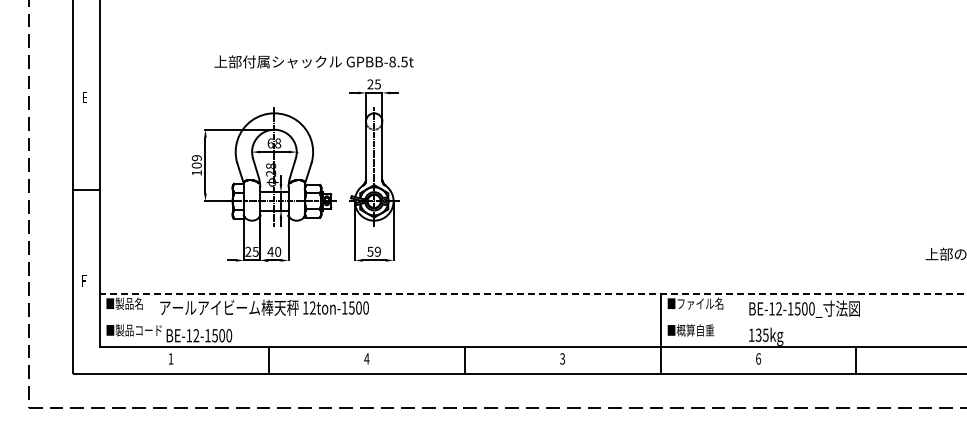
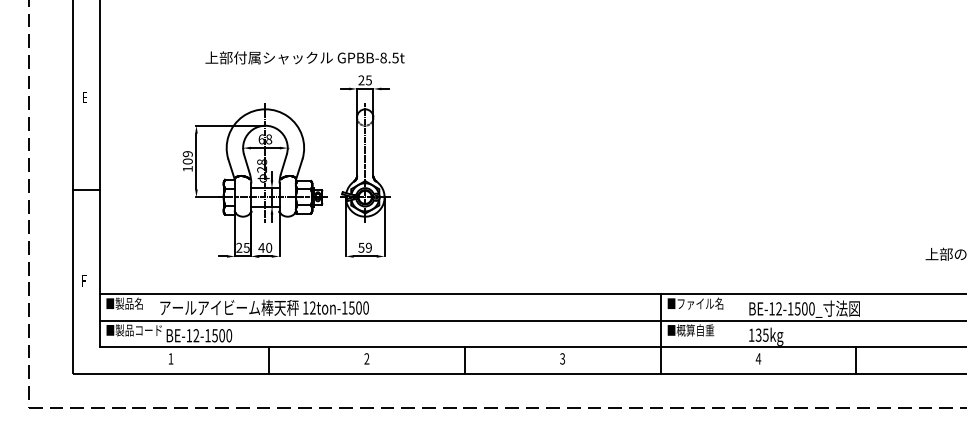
part position: (302, 158) -> (293, 154) (293, 154)
line: dashed -> solid (532, 294)
line: none -> present (531, 320)
text: 4 -> 2 (366, 358)
text: 6 -> 4 (757, 358)
